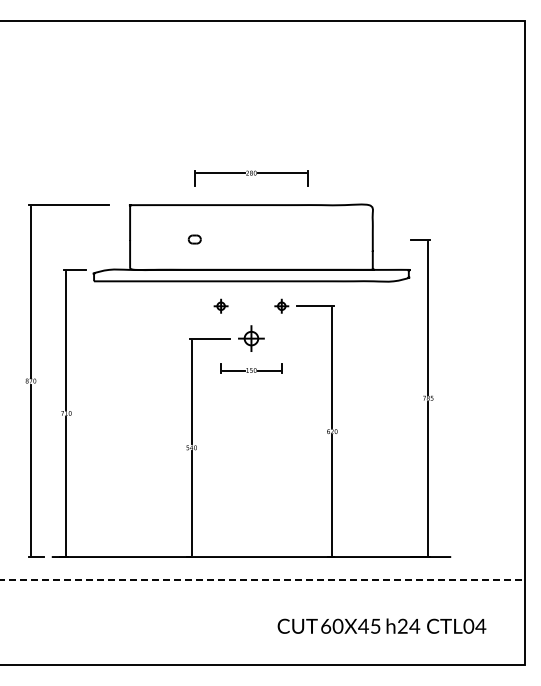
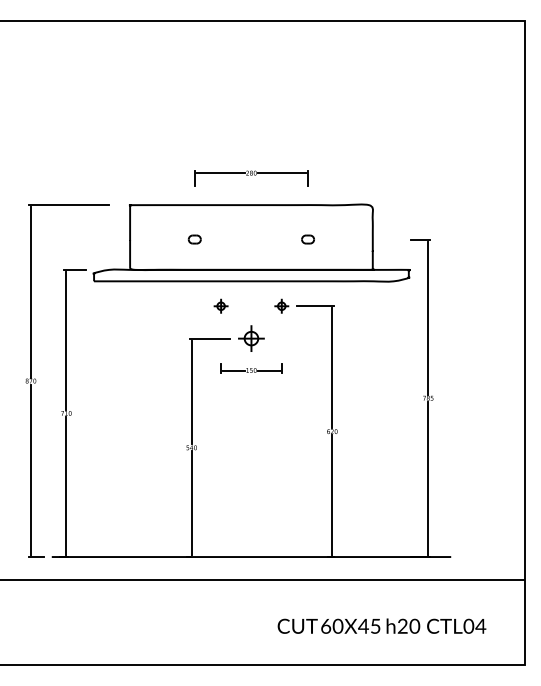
part: none -> present (307, 239)
line: dashed -> solid (262, 579)
text: h24 -> h20 (414, 625)
